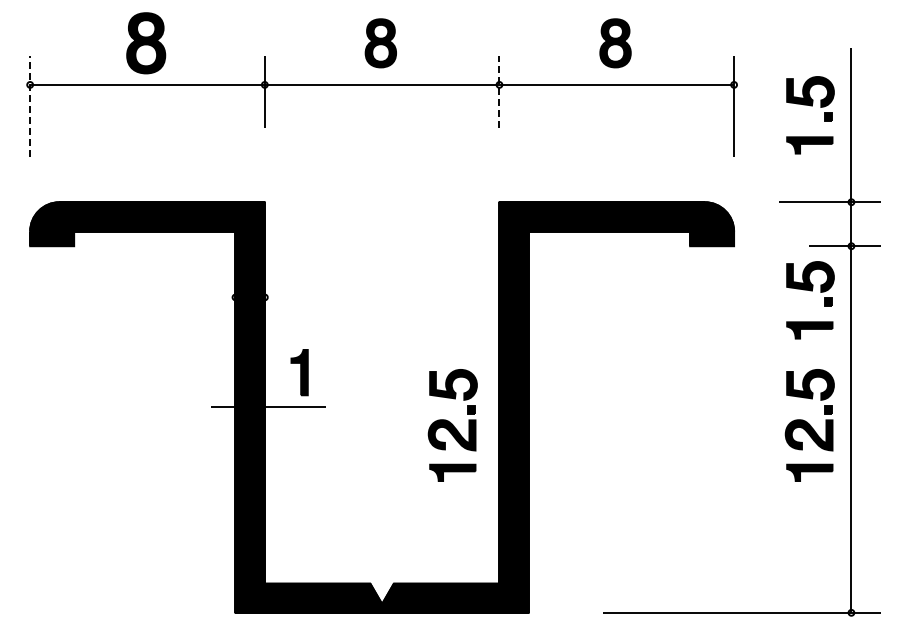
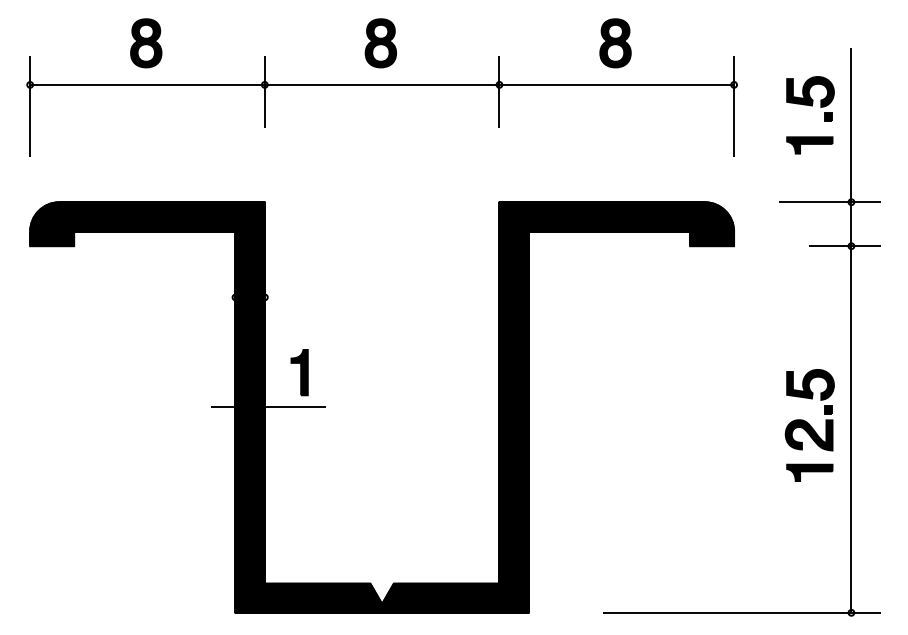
part size: 41x63 px -> 33x51 px (146, 43)
line: dashed -> solid (499, 91)
line: dashed -> solid (30, 106)
part: present -> none (810, 291)
part: present -> none (452, 425)
